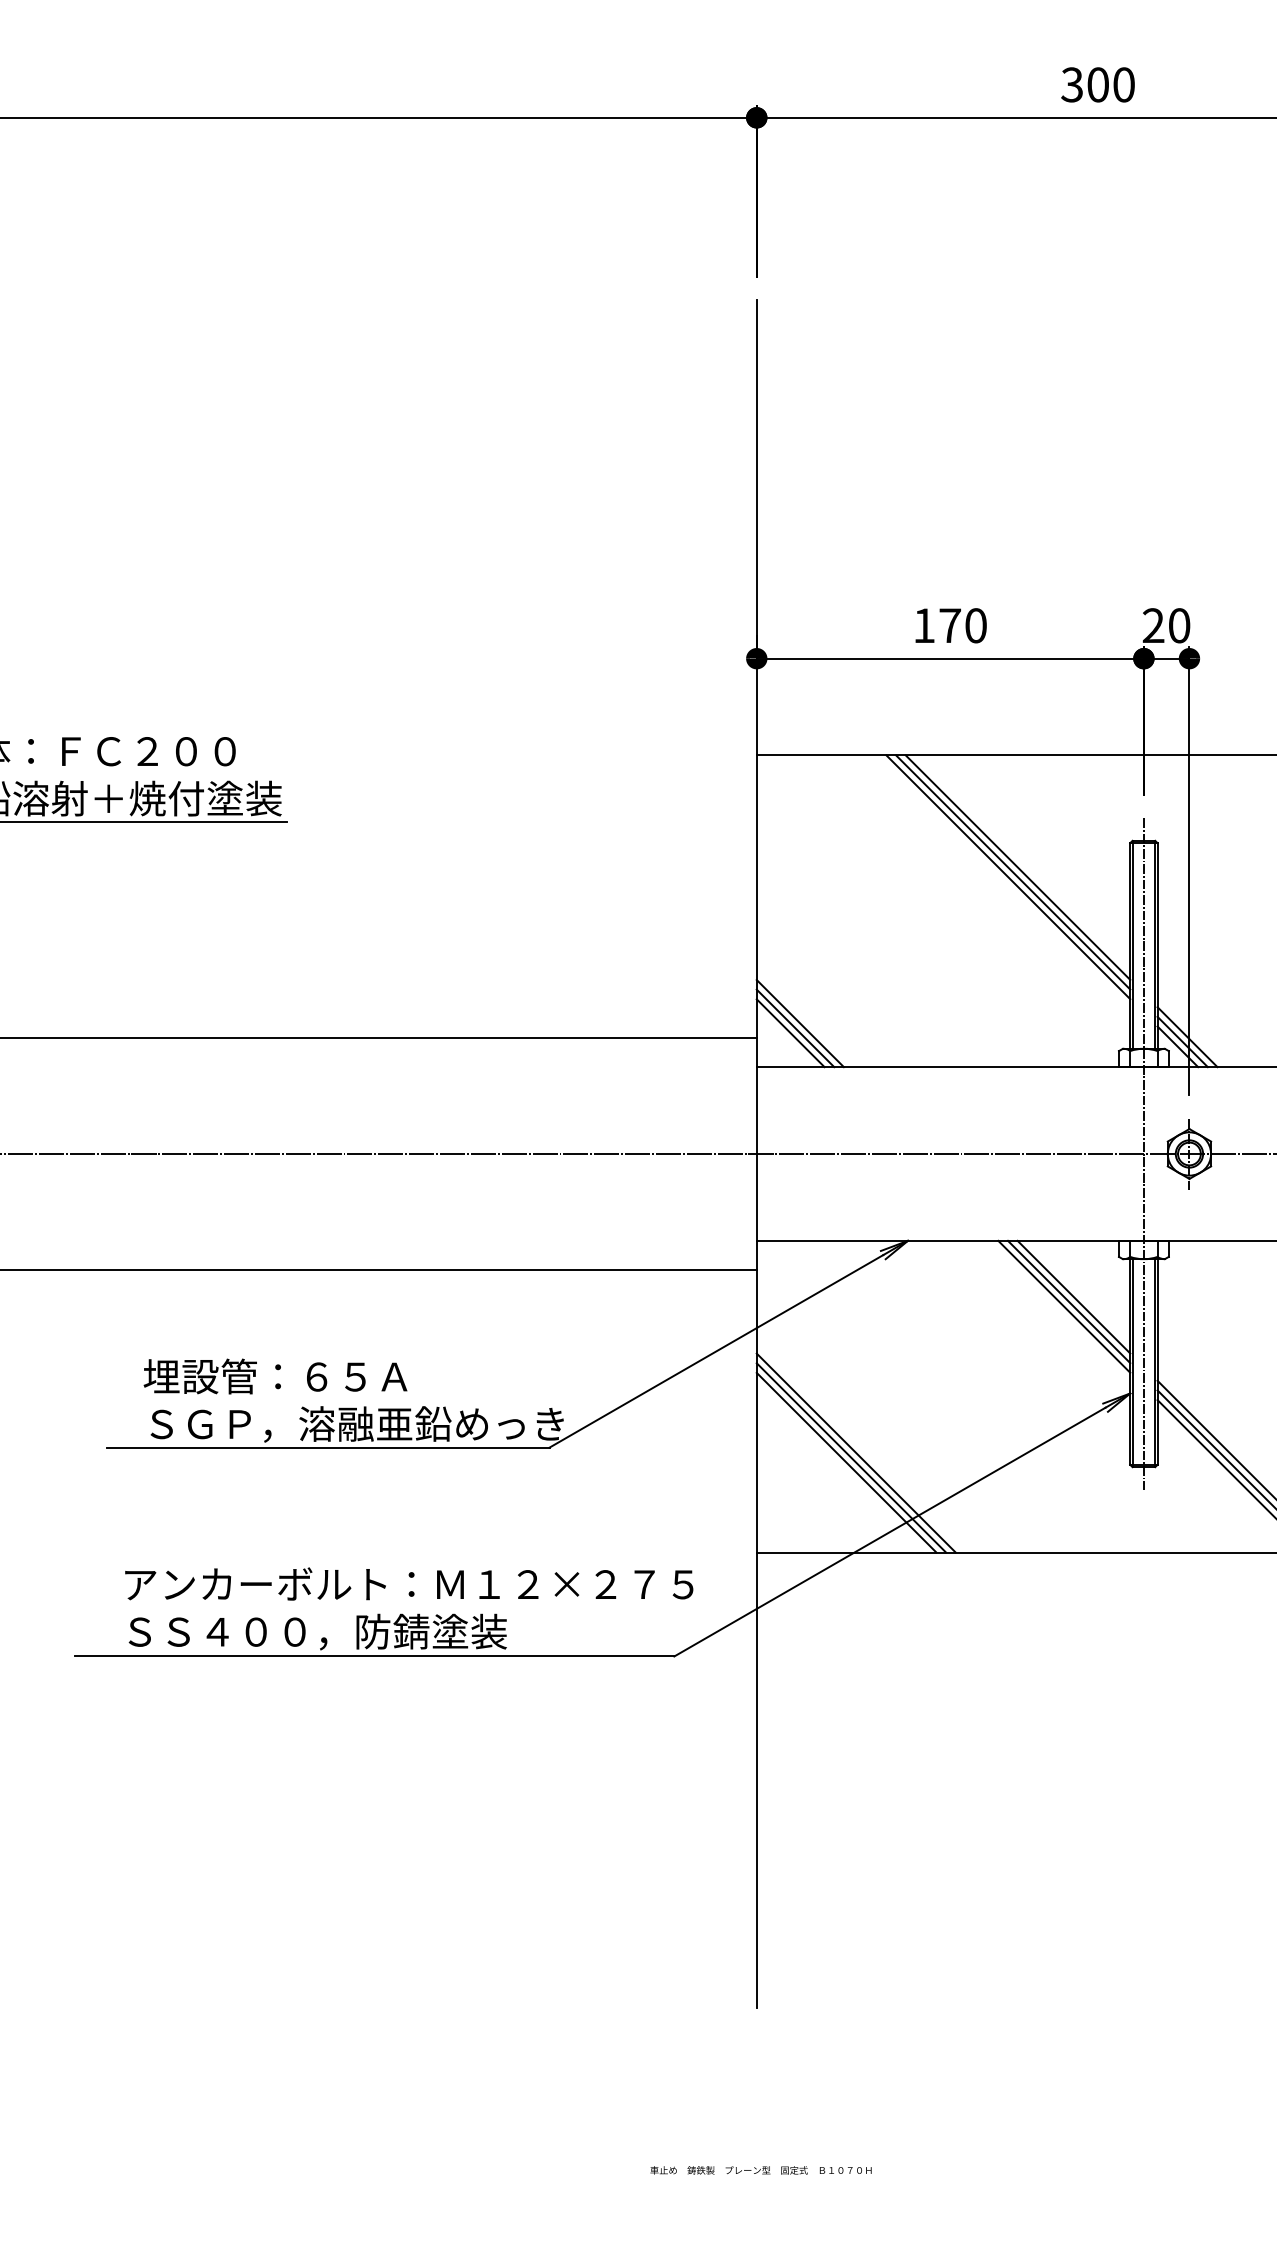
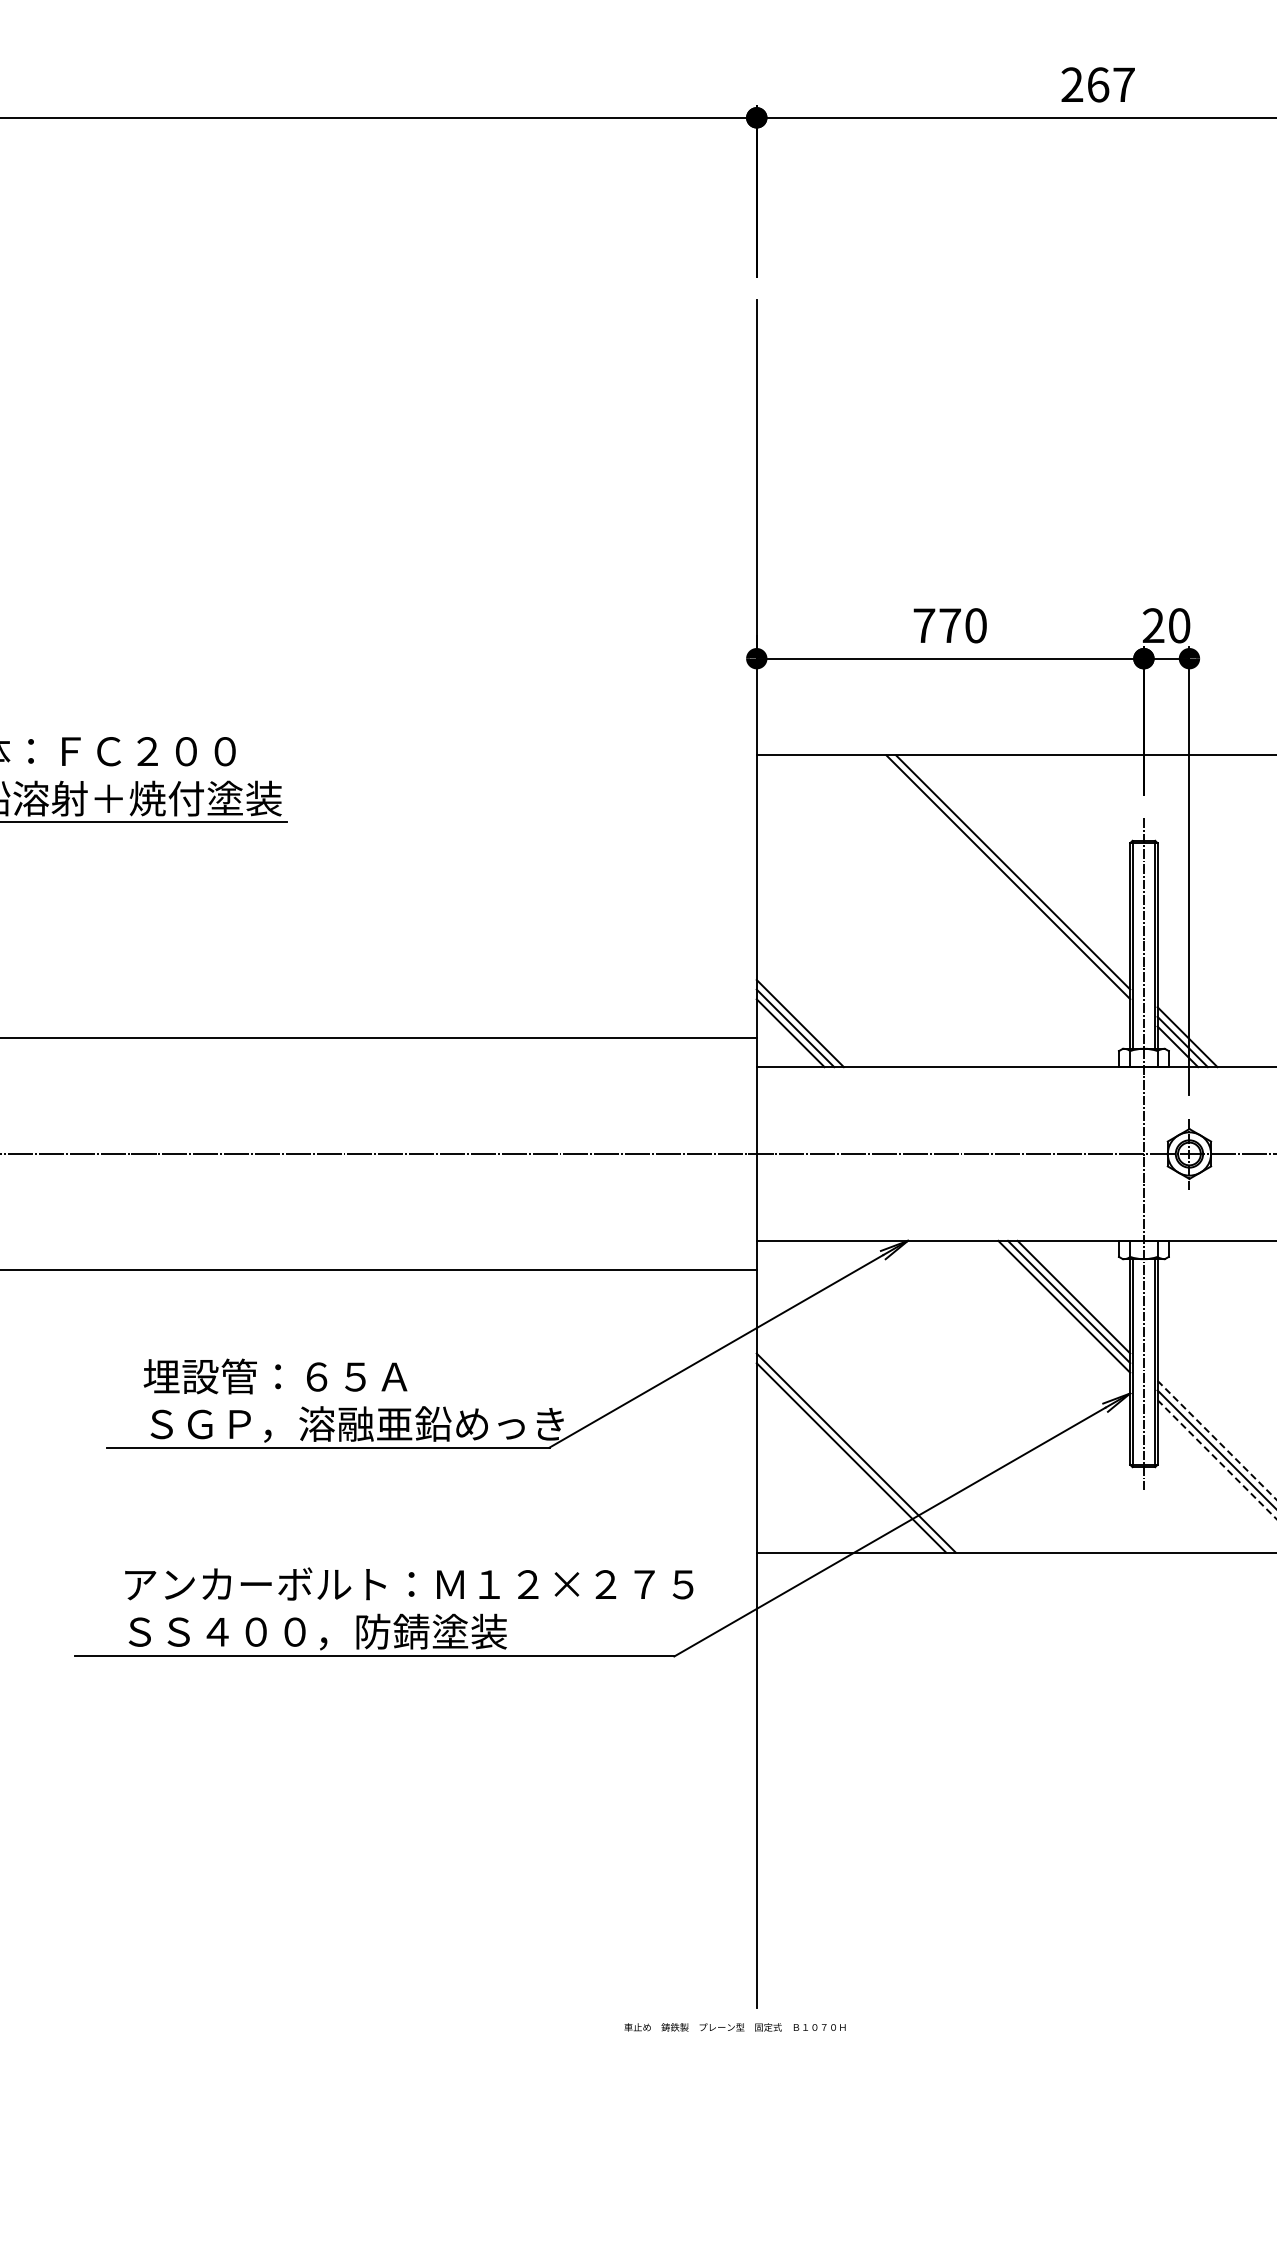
text: 300 -> 267 (1097, 84)
text: 170 -> 770 (924, 625)
line: present -> none (1017, 867)
line: solid -> dashed (1216, 1440)
line: solid -> dashed (1217, 1460)
line: present -> none (846, 1462)
text position: (760, 2170) -> (734, 2027) (734, 2027)
